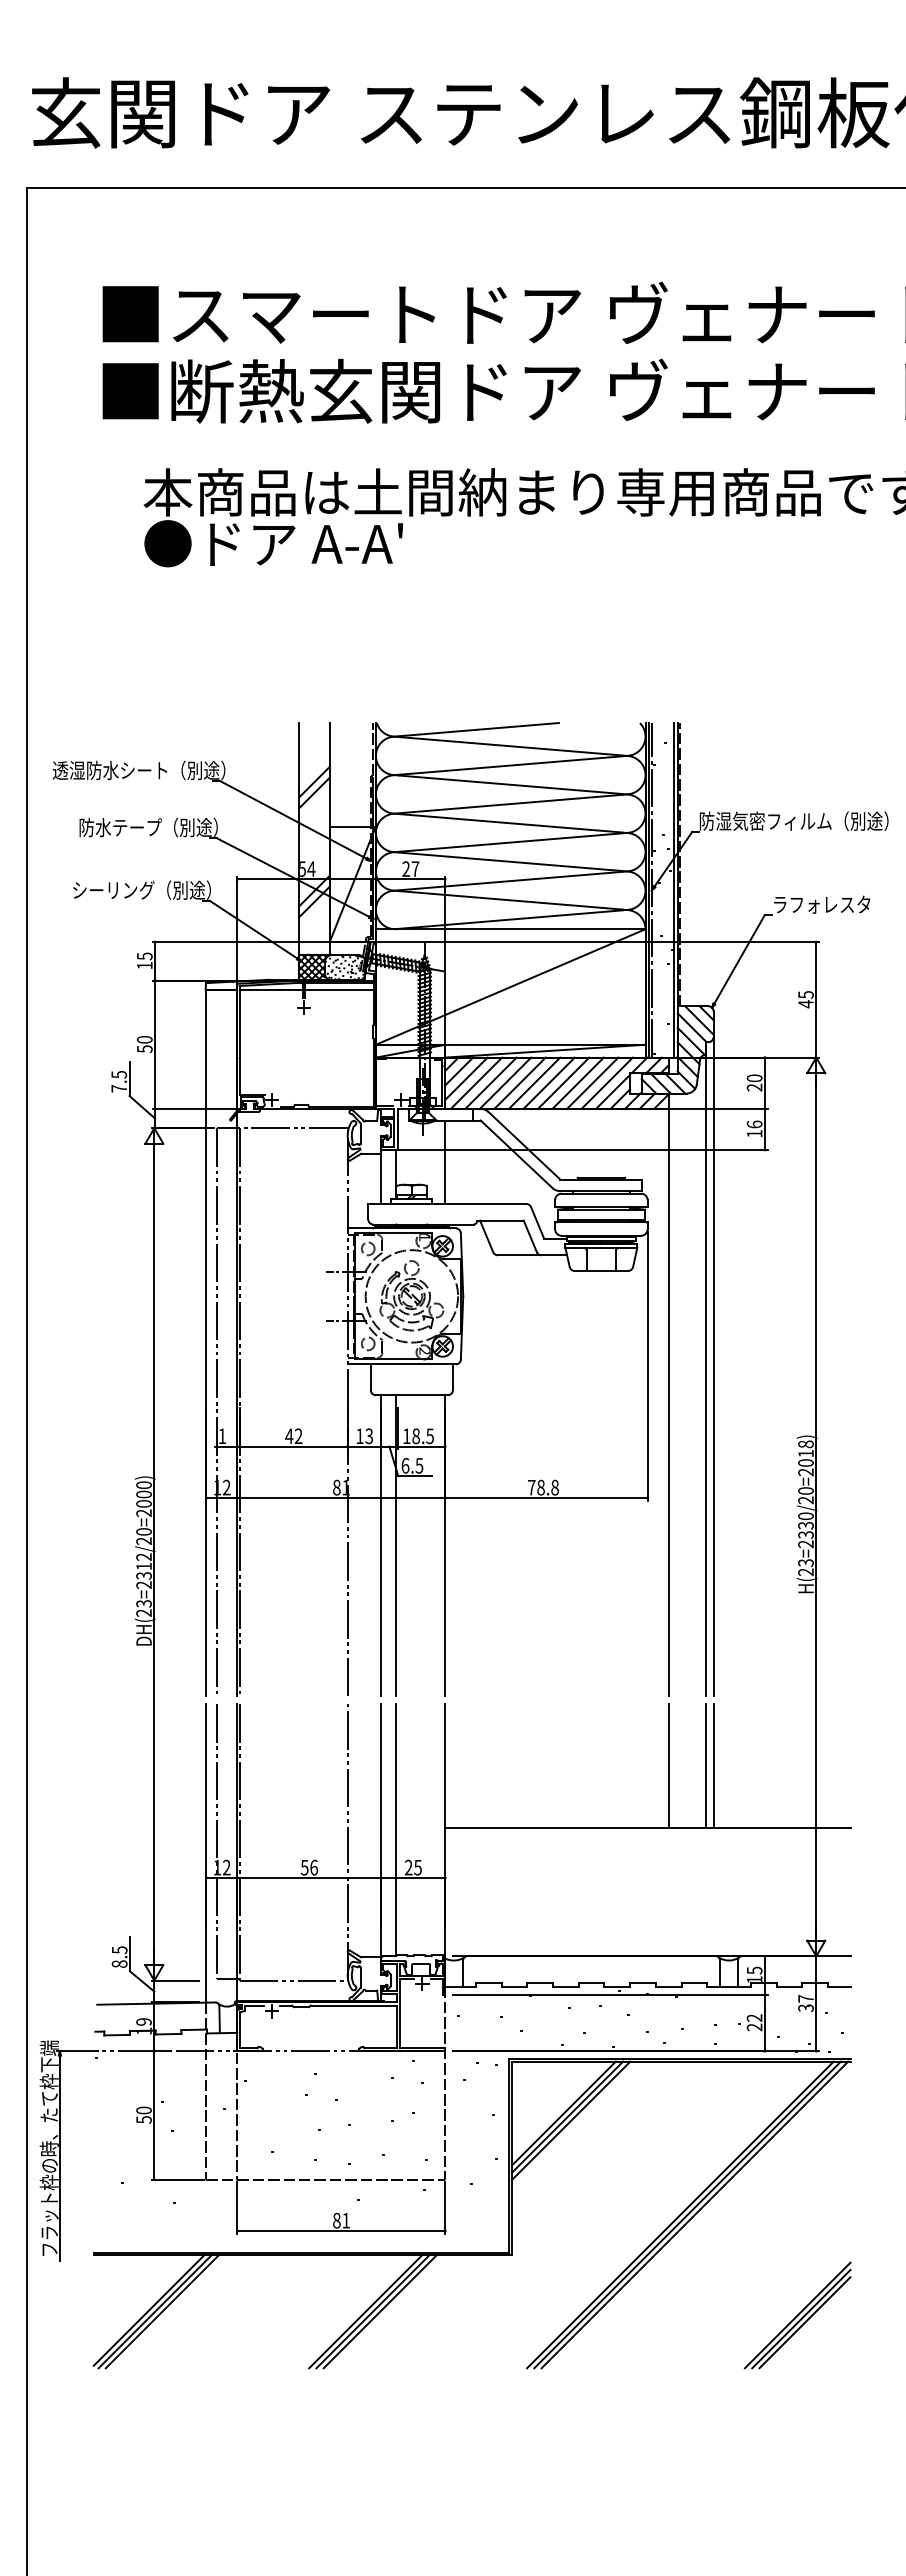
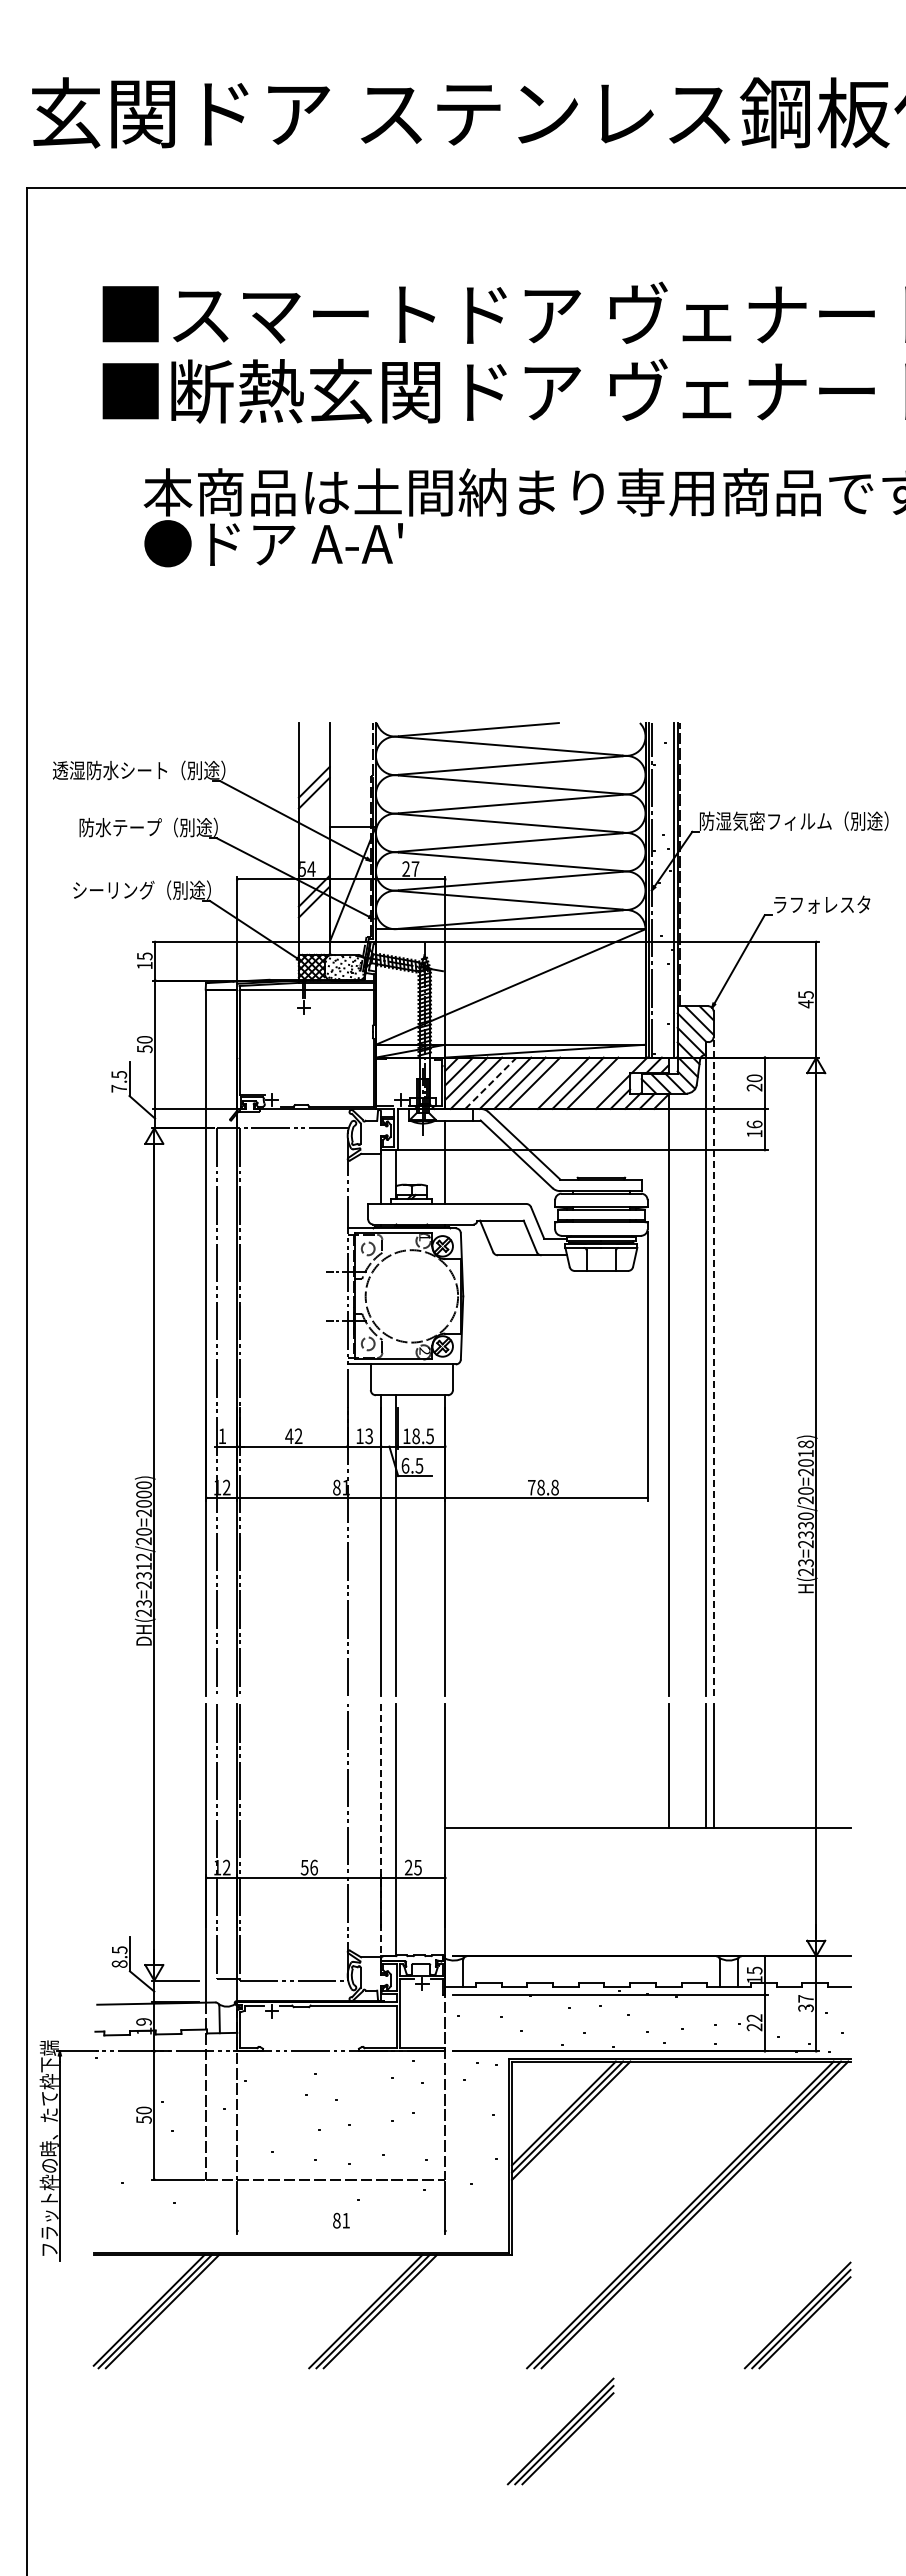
line: solid -> dashed (491, 1082)
line: present -> none (548, 1082)
line: present -> none (606, 1082)
part: present -> none (411, 1295)
line: solid -> dashed (713, 1365)
line: solid -> dashed (381, 1830)
line: present -> none (341, 2231)
part: none -> present (560, 2431)
